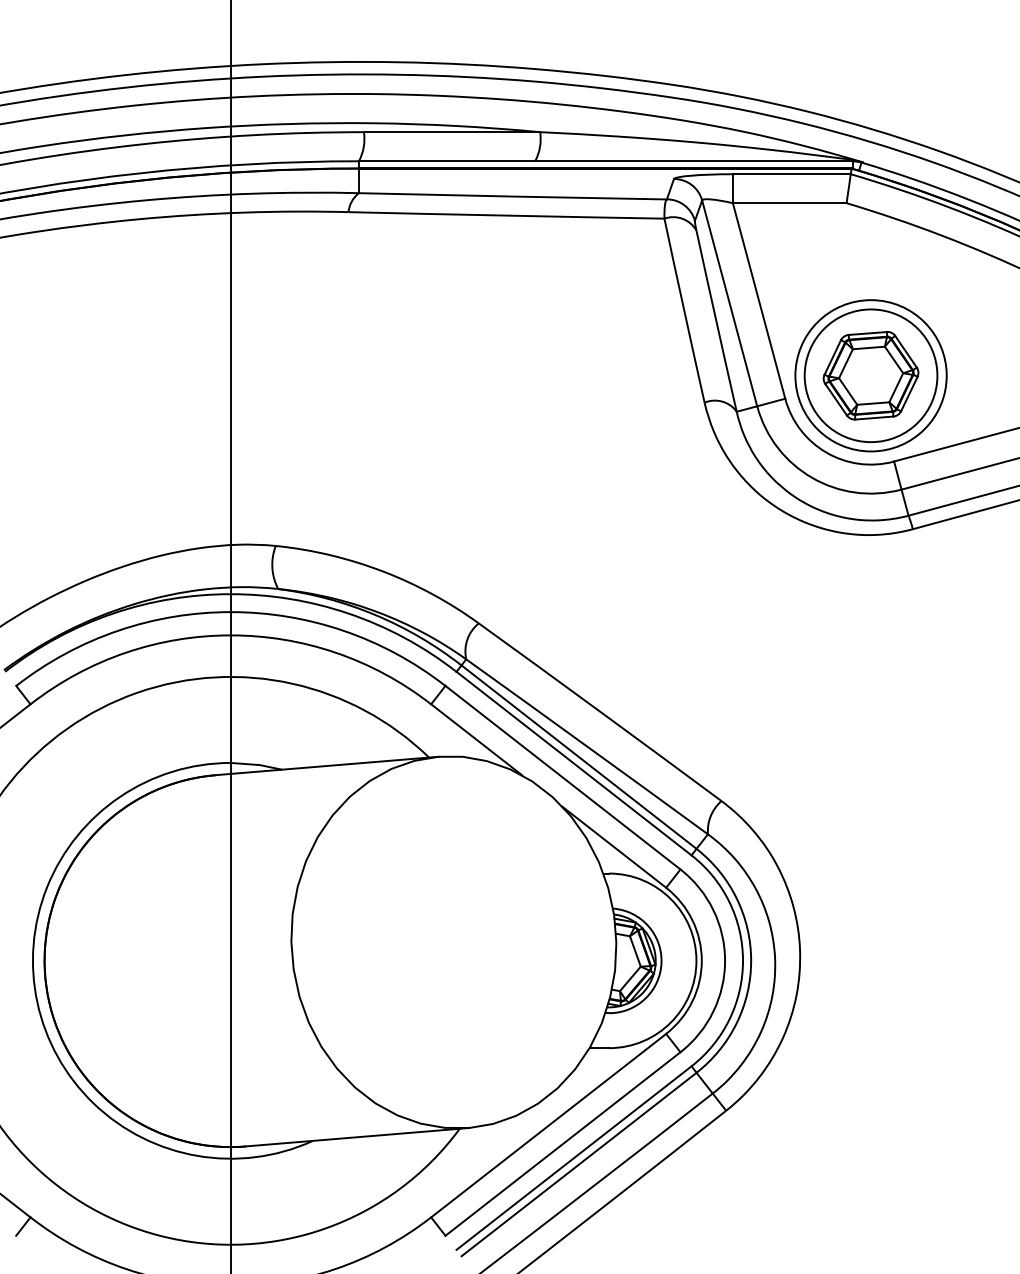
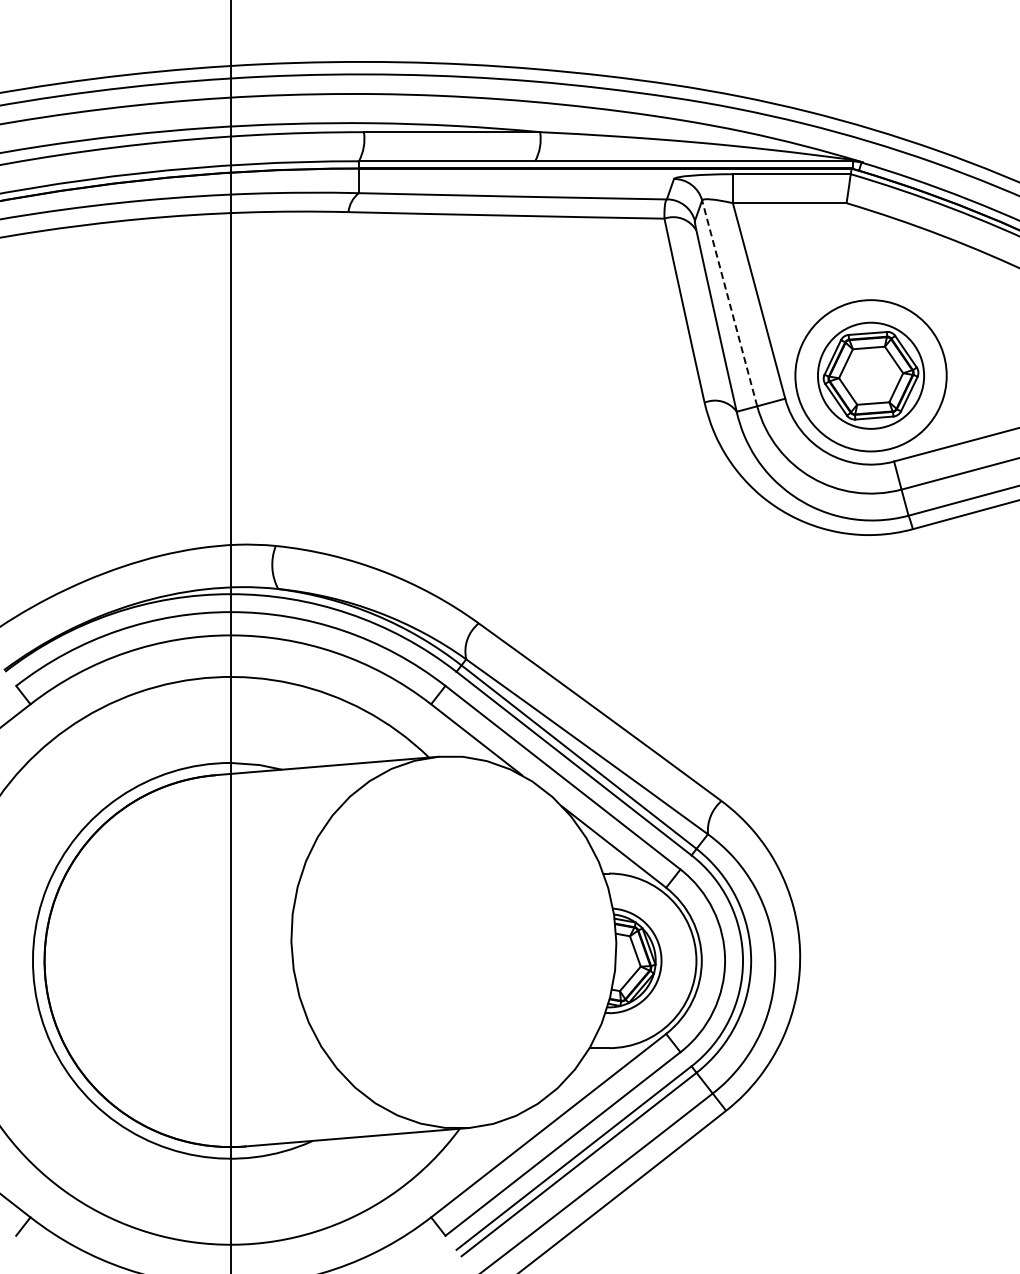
line: solid -> dashed (729, 303)
circle diameter: 133 px -> 106 px (870, 375)
